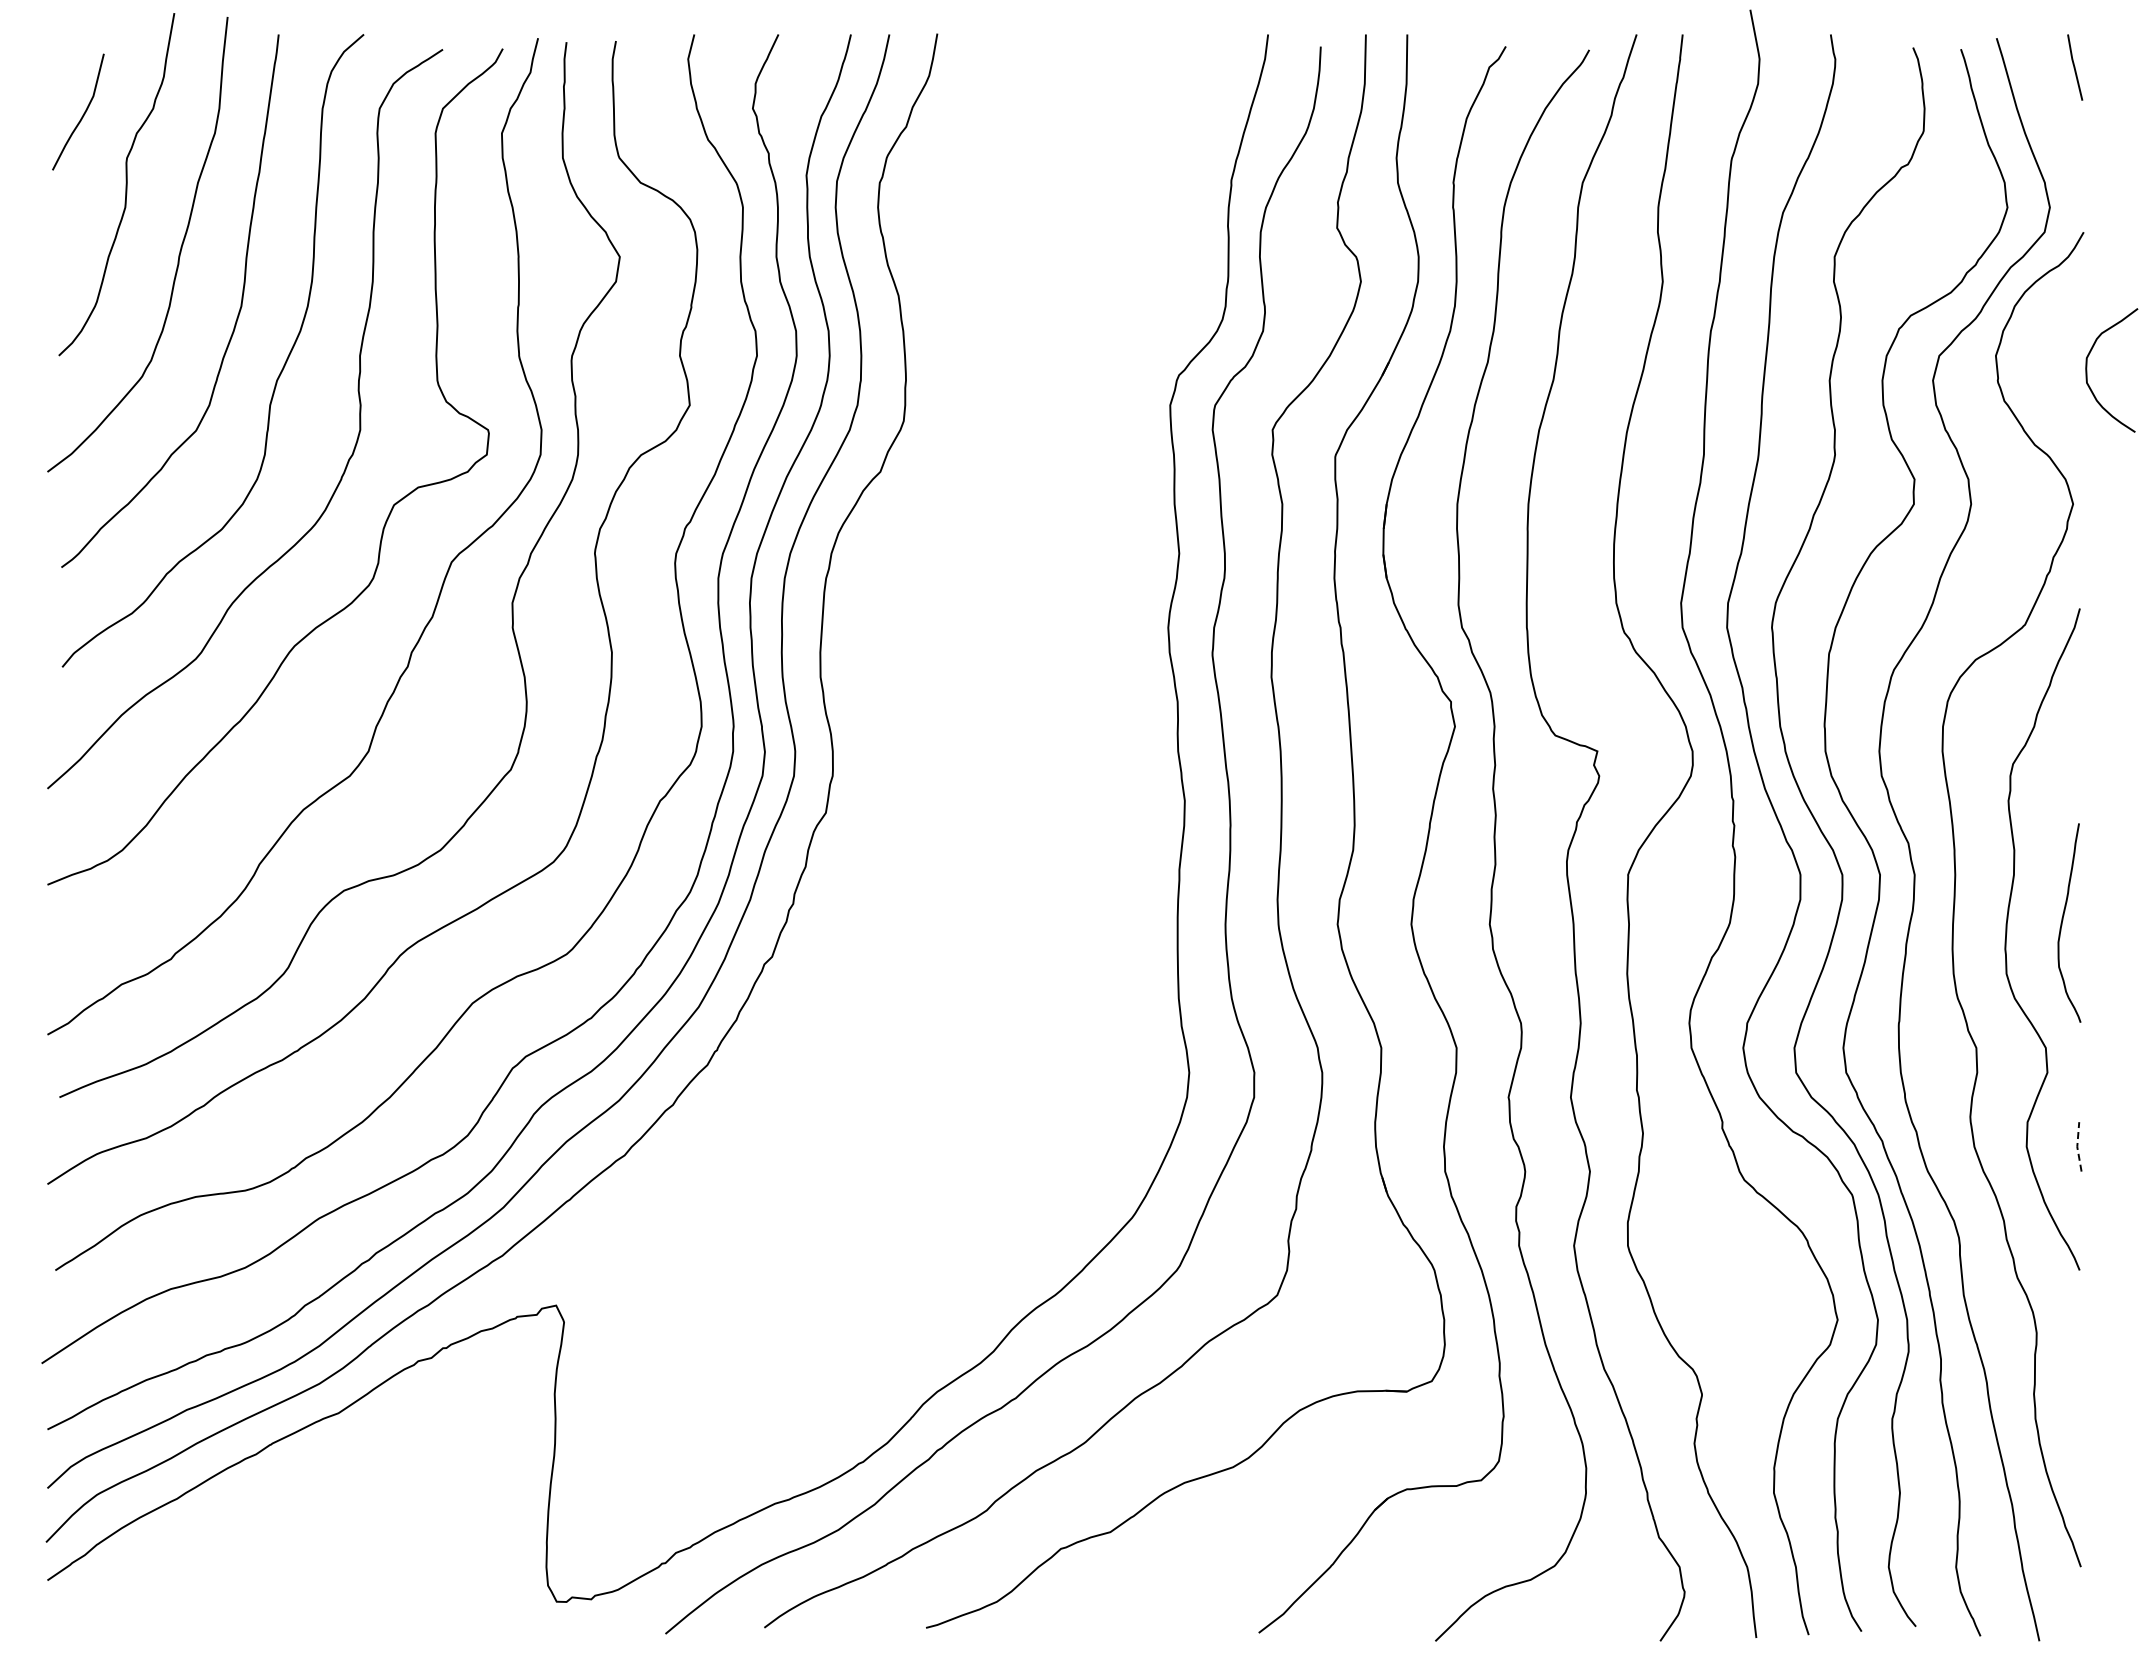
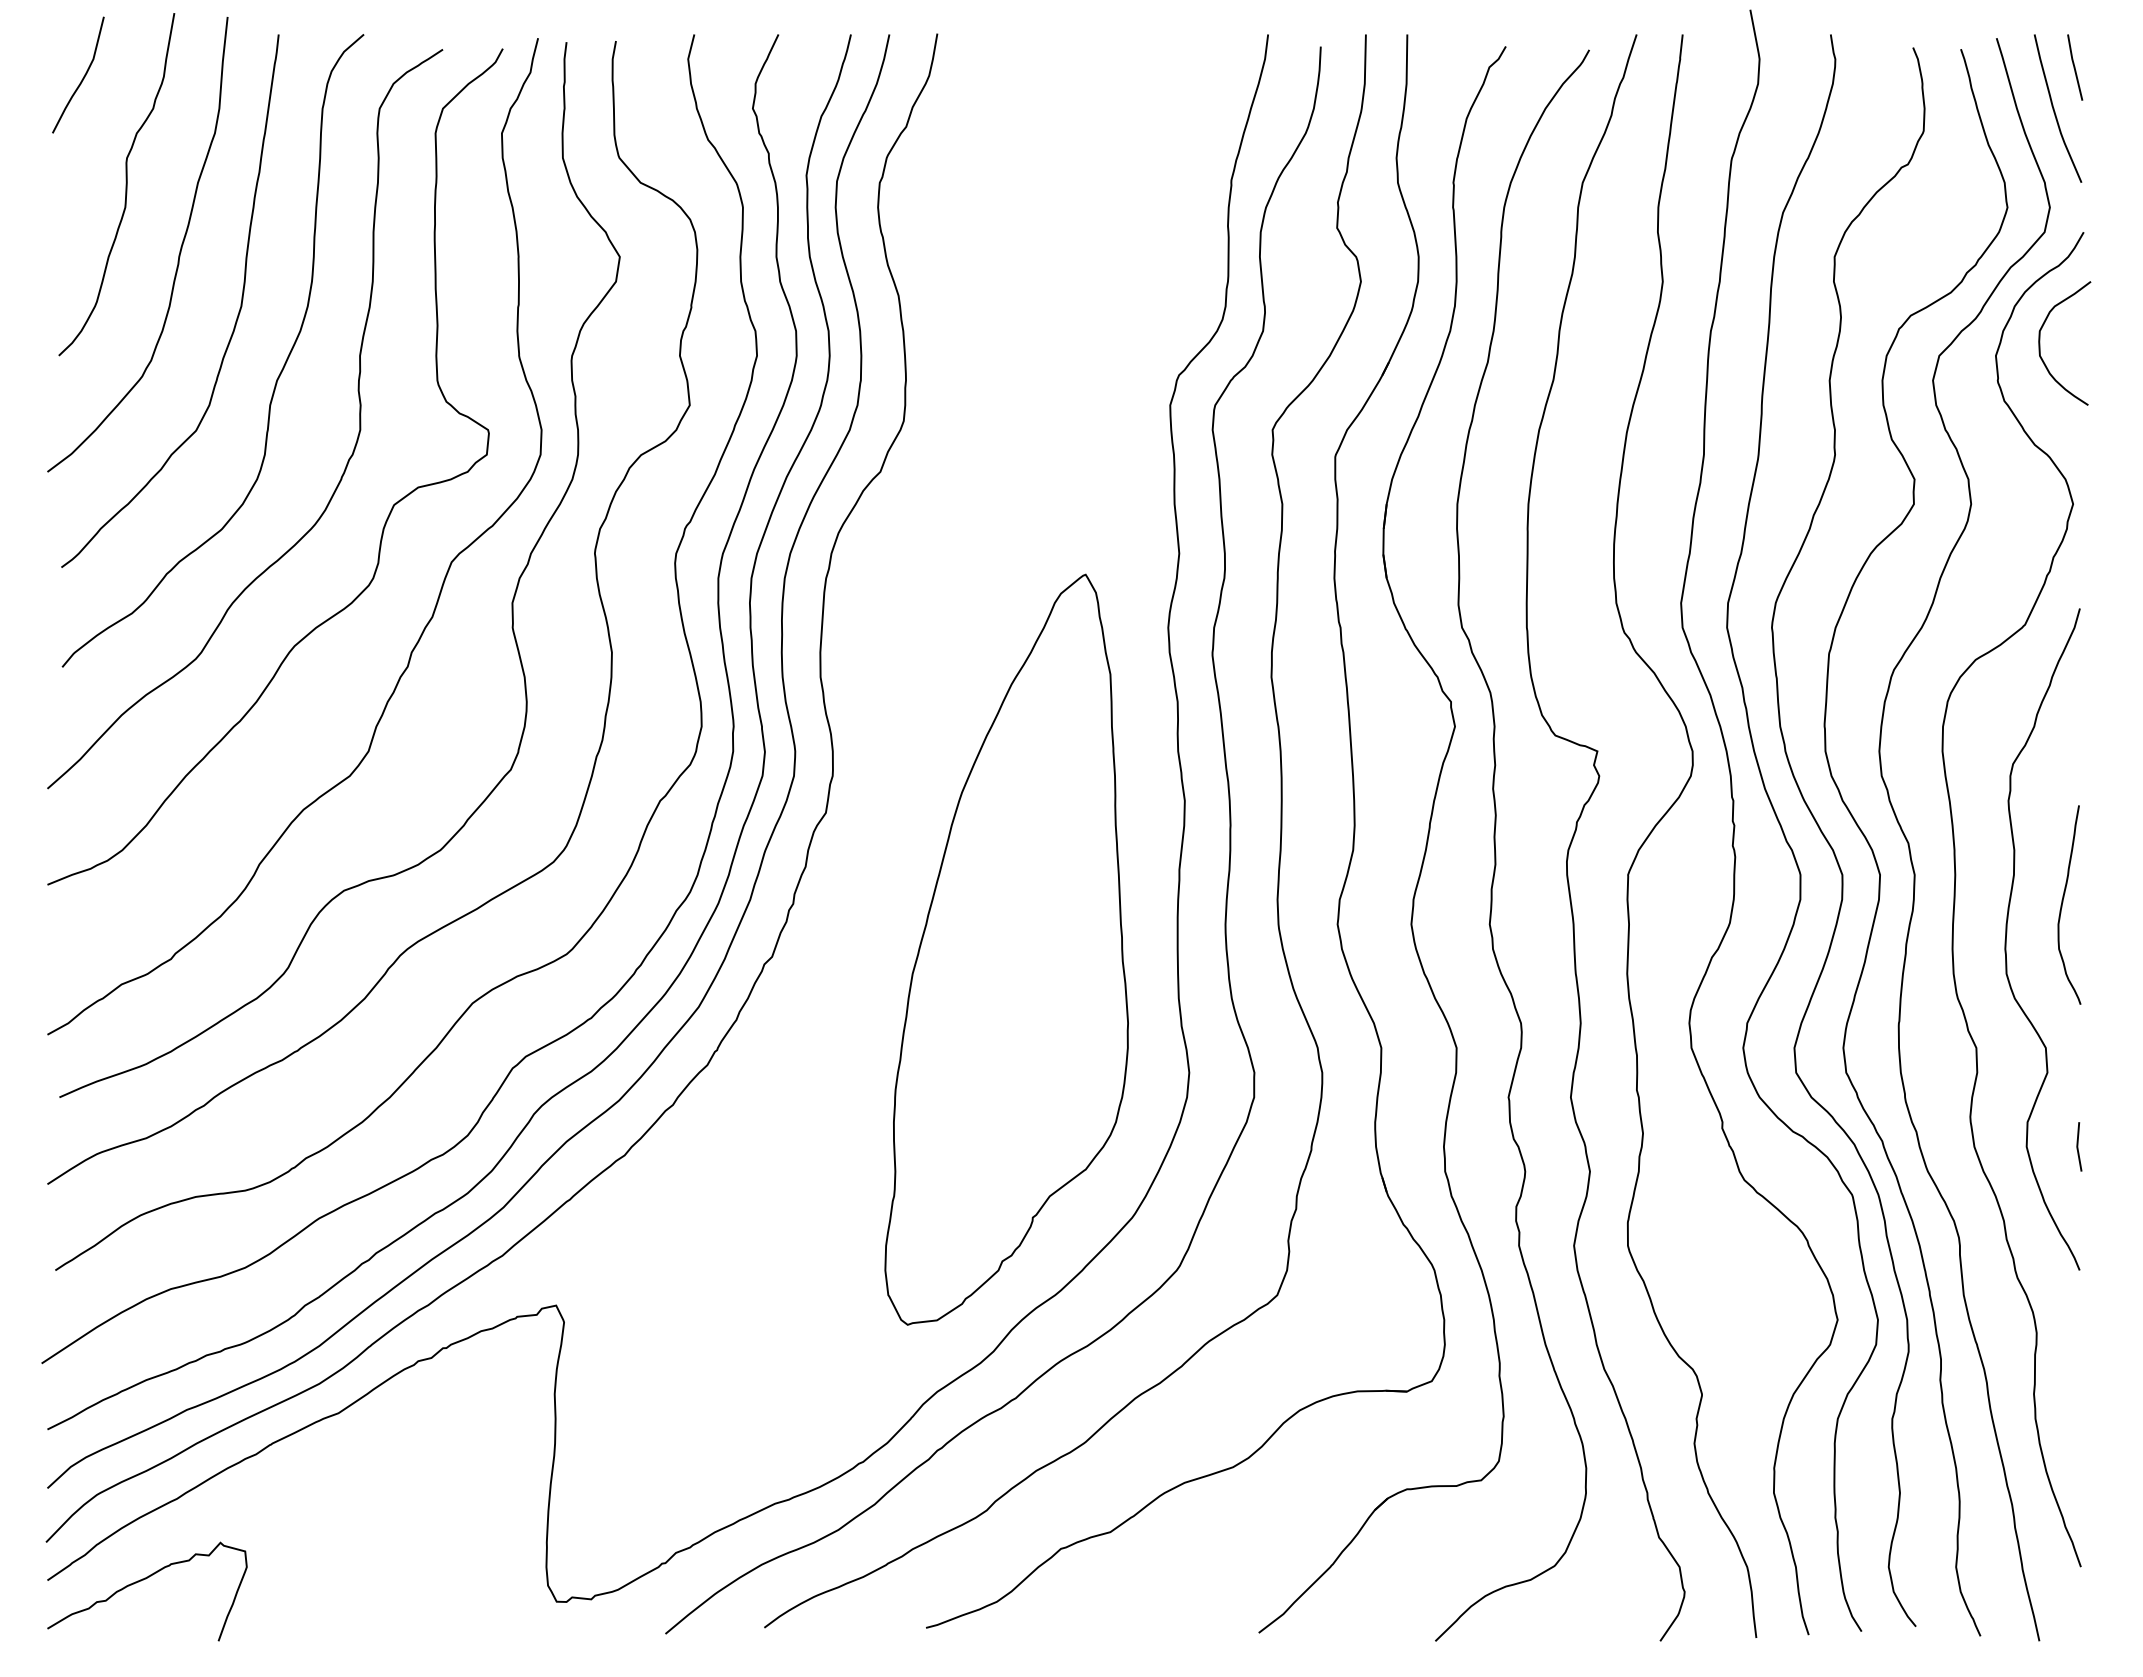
curve: none -> present (2054, 108)
curve position: (83, 113) -> (83, 76) (83, 76)
curve position: (2087, 370) -> (2040, 343) (2040, 343)
curve position: (2063, 920) -> (2063, 902) (2063, 902)
part: none -> present (1006, 949)
line: dashed -> solid (2077, 1146)
curve: none -> present (141, 1581)
